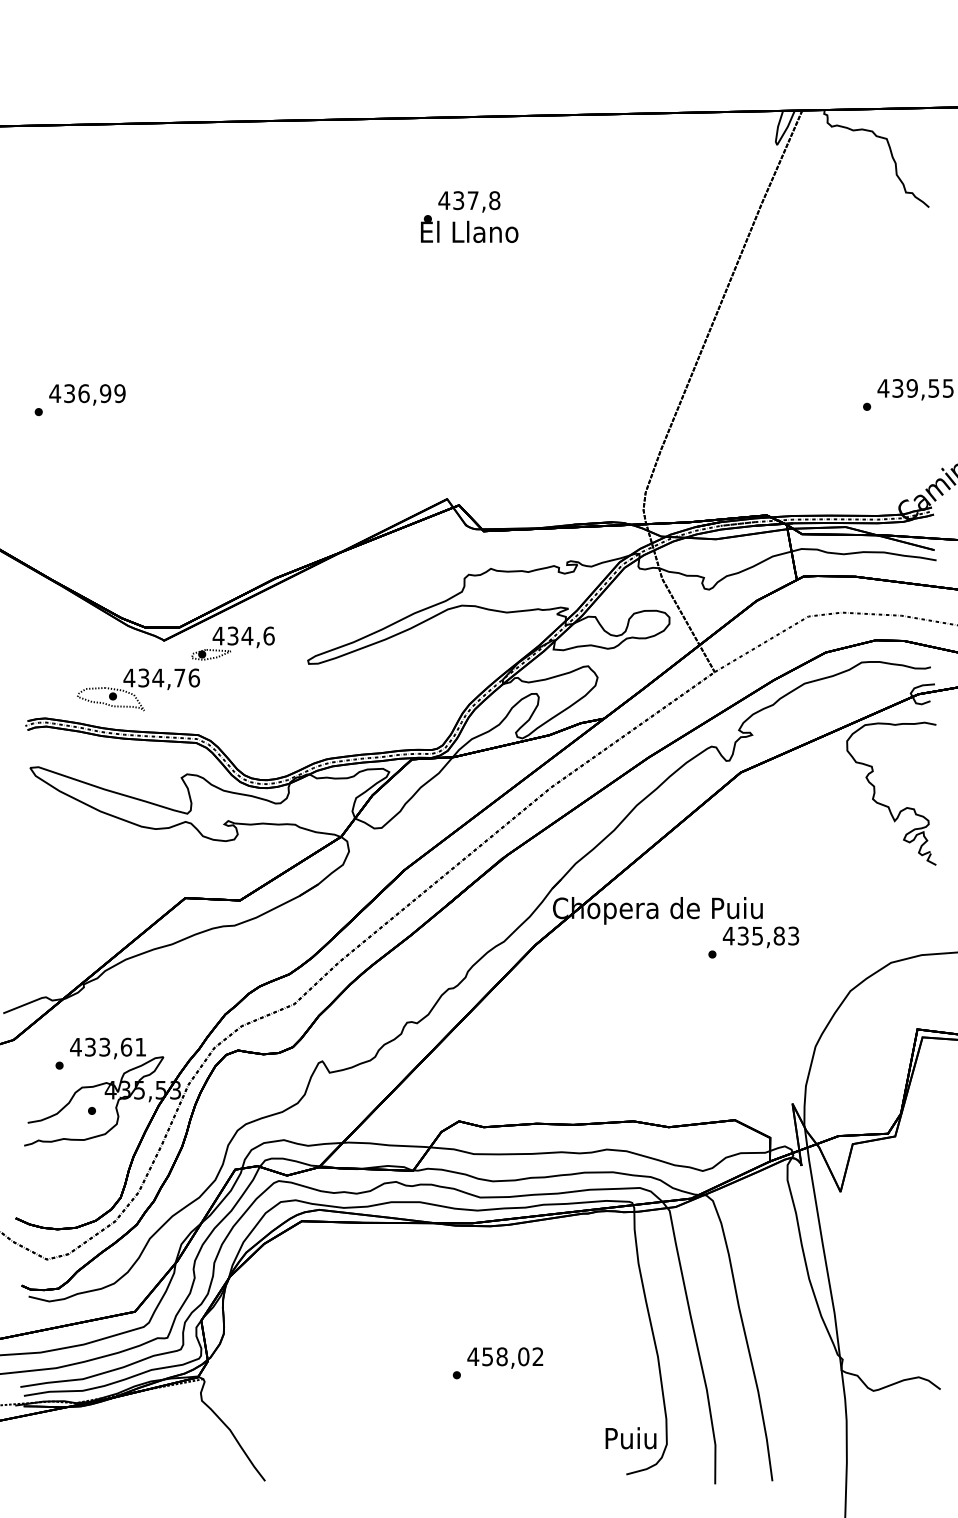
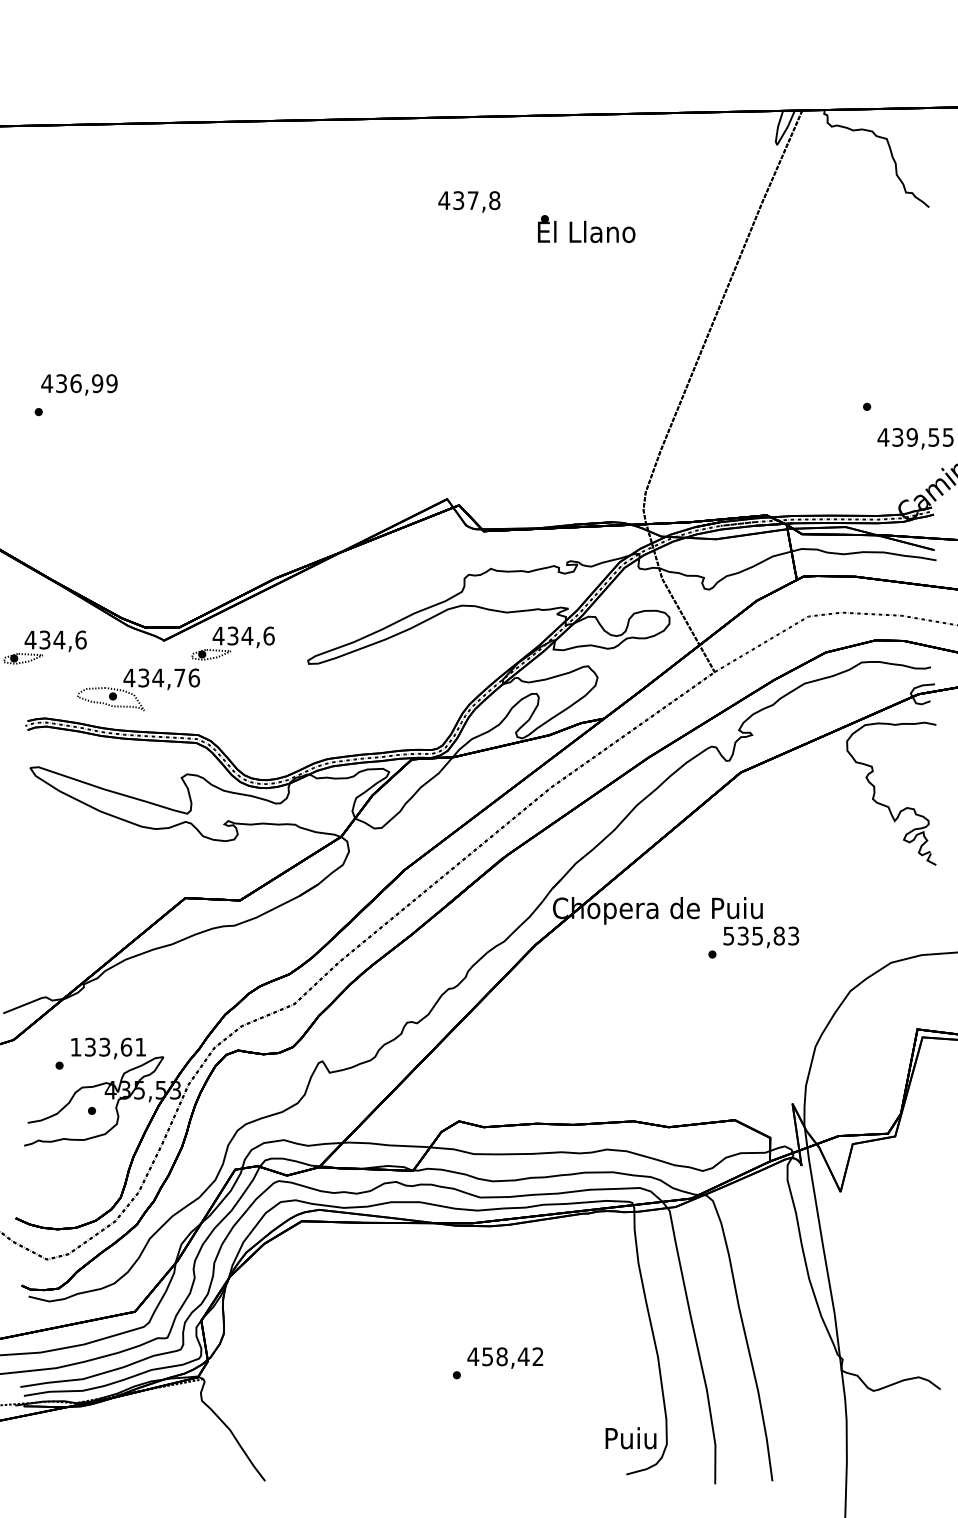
text position: (469, 228) -> (586, 228) (586, 228)
text position: (915, 389) -> (915, 438) (915, 438)
text position: (87, 394) -> (79, 384) (79, 384)
part: none -> present (44, 647)
text: 435,83 -> 535,83 (728, 936)
text: 433,61 -> 133,61 (75, 1047)
text: 458,02 -> 458,42 (523, 1356)
